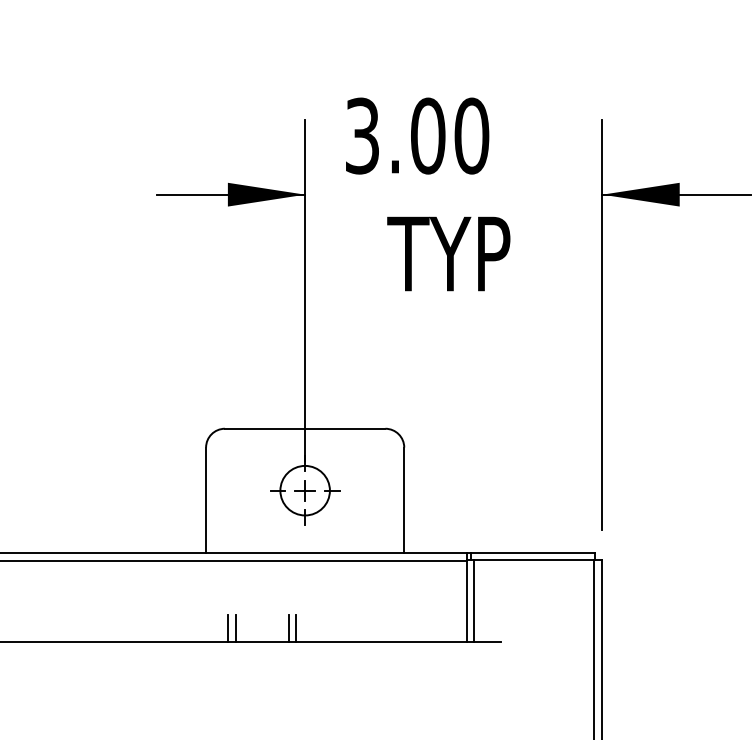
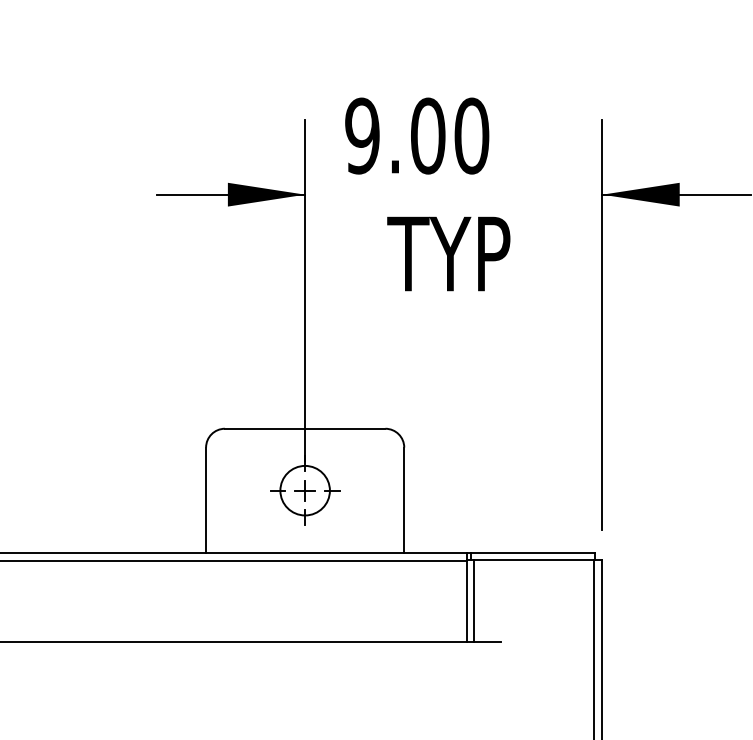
text: 3.00 -> 9.00 (362, 135)
line: present -> none (228, 628)
line: present -> none (235, 628)
line: present -> none (288, 628)
line: present -> none (296, 628)
